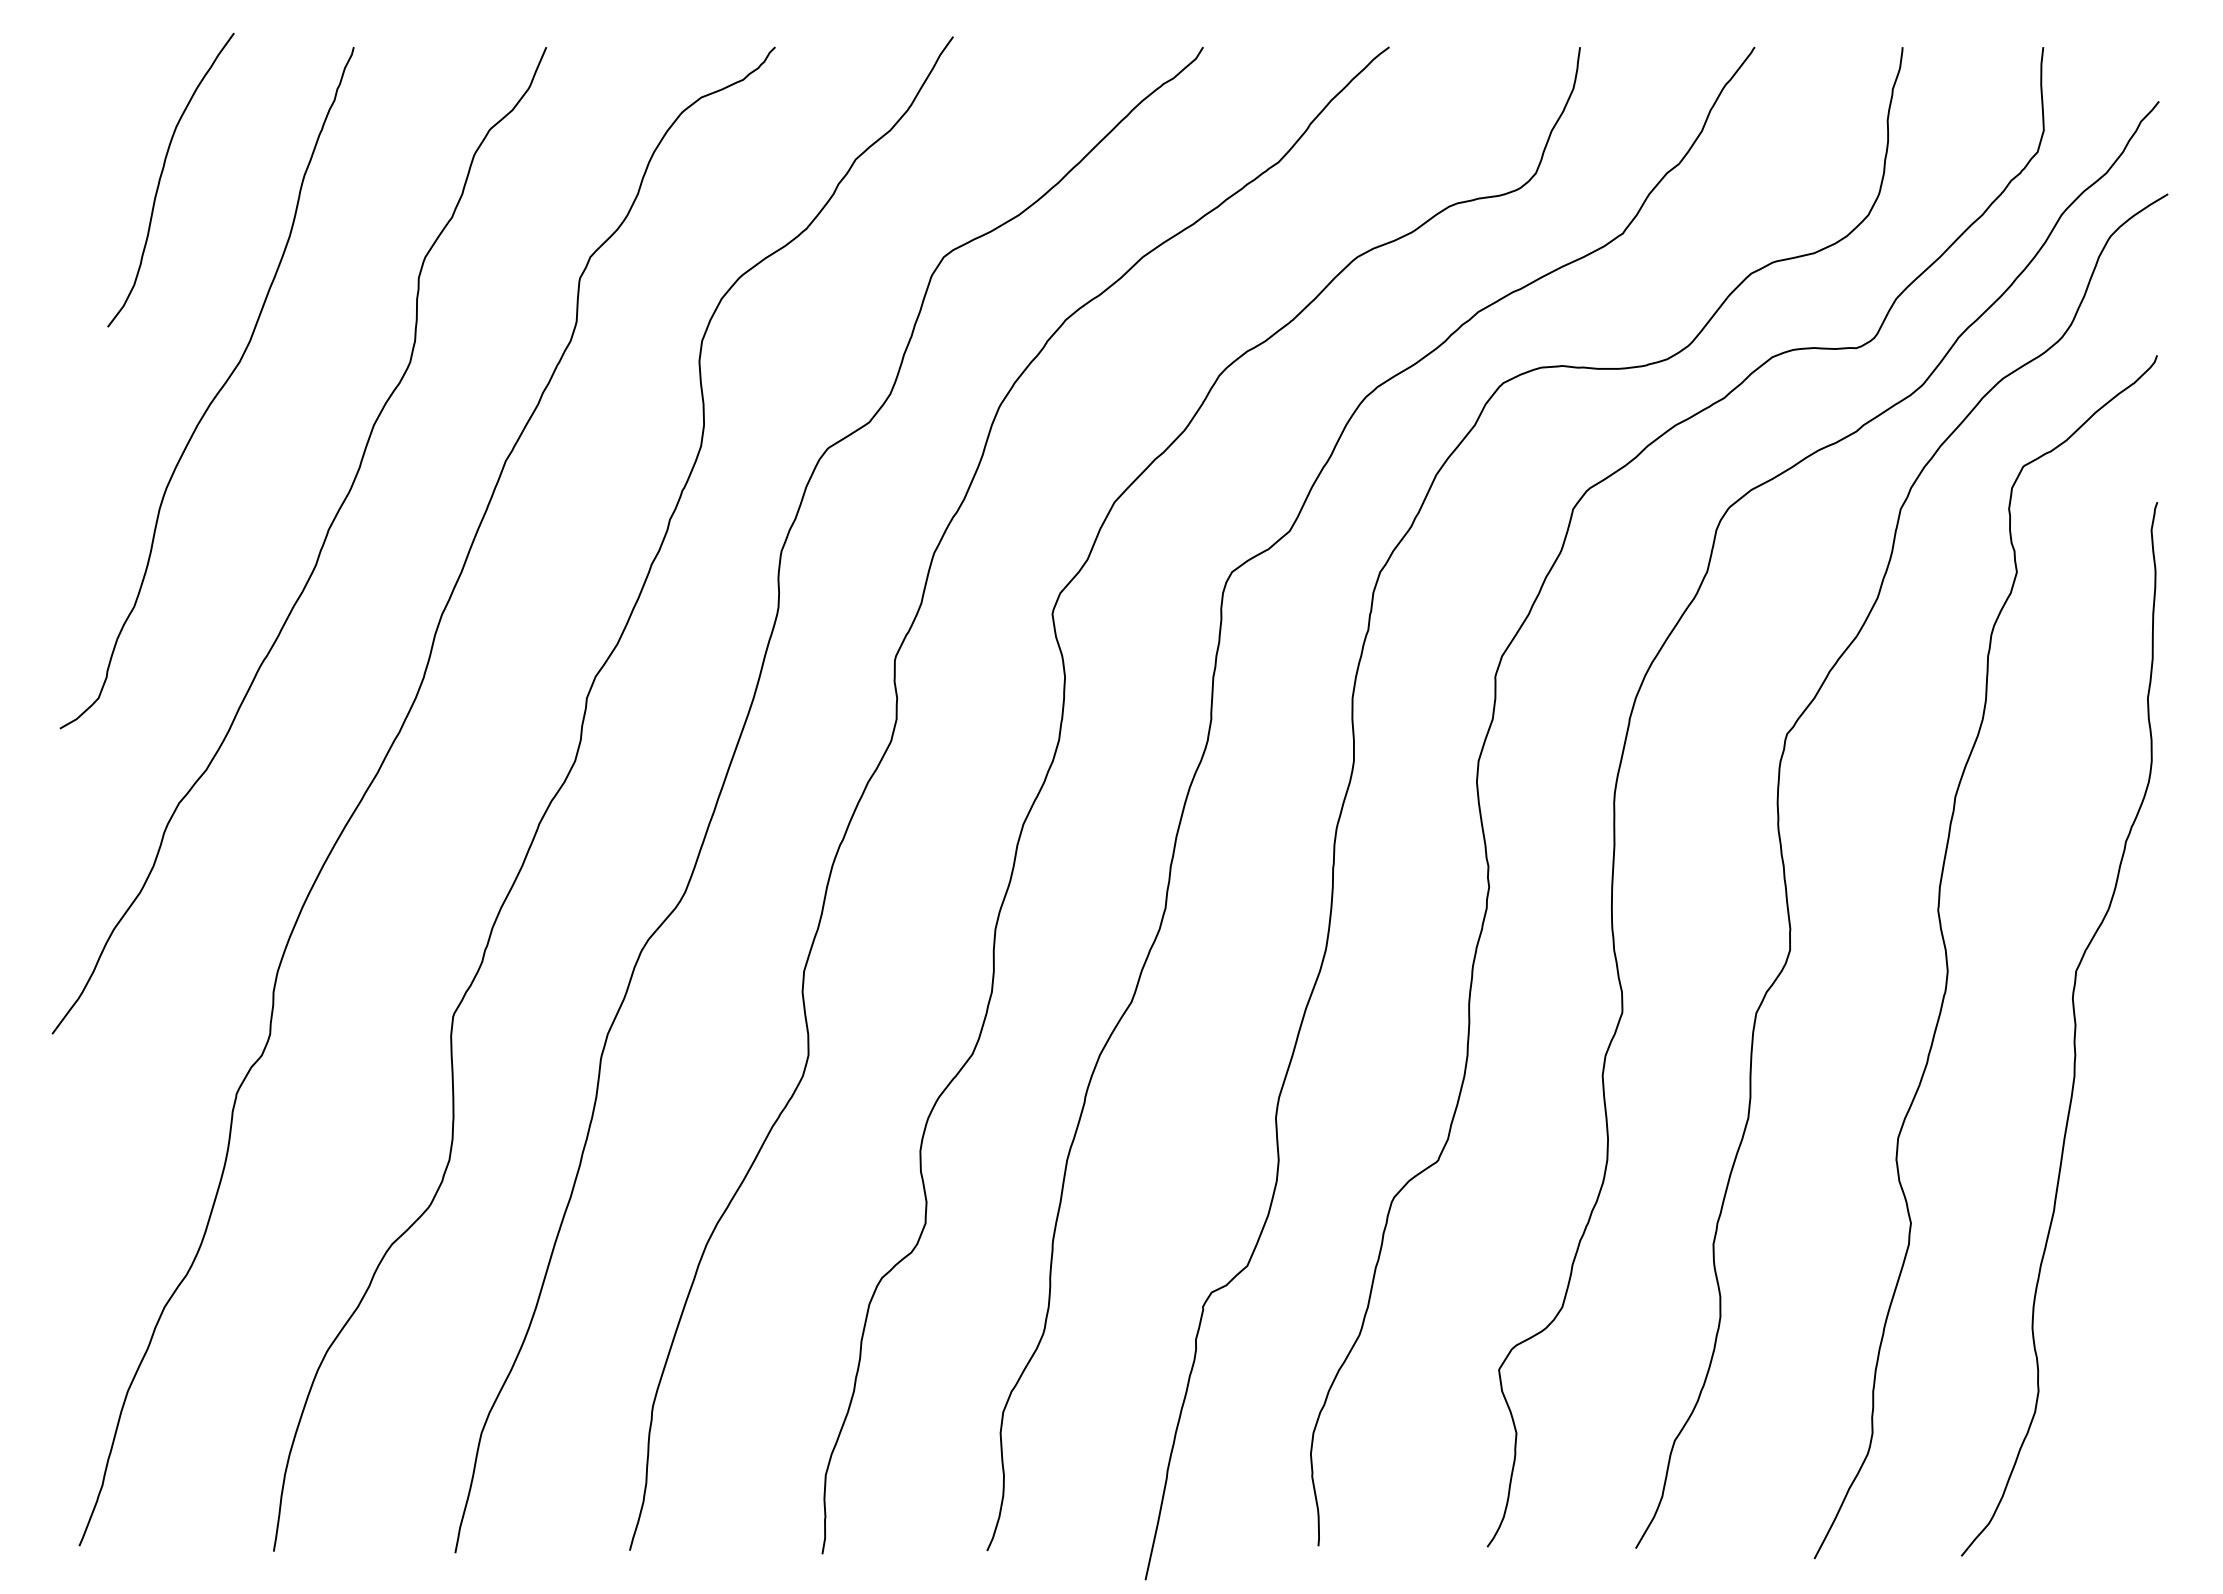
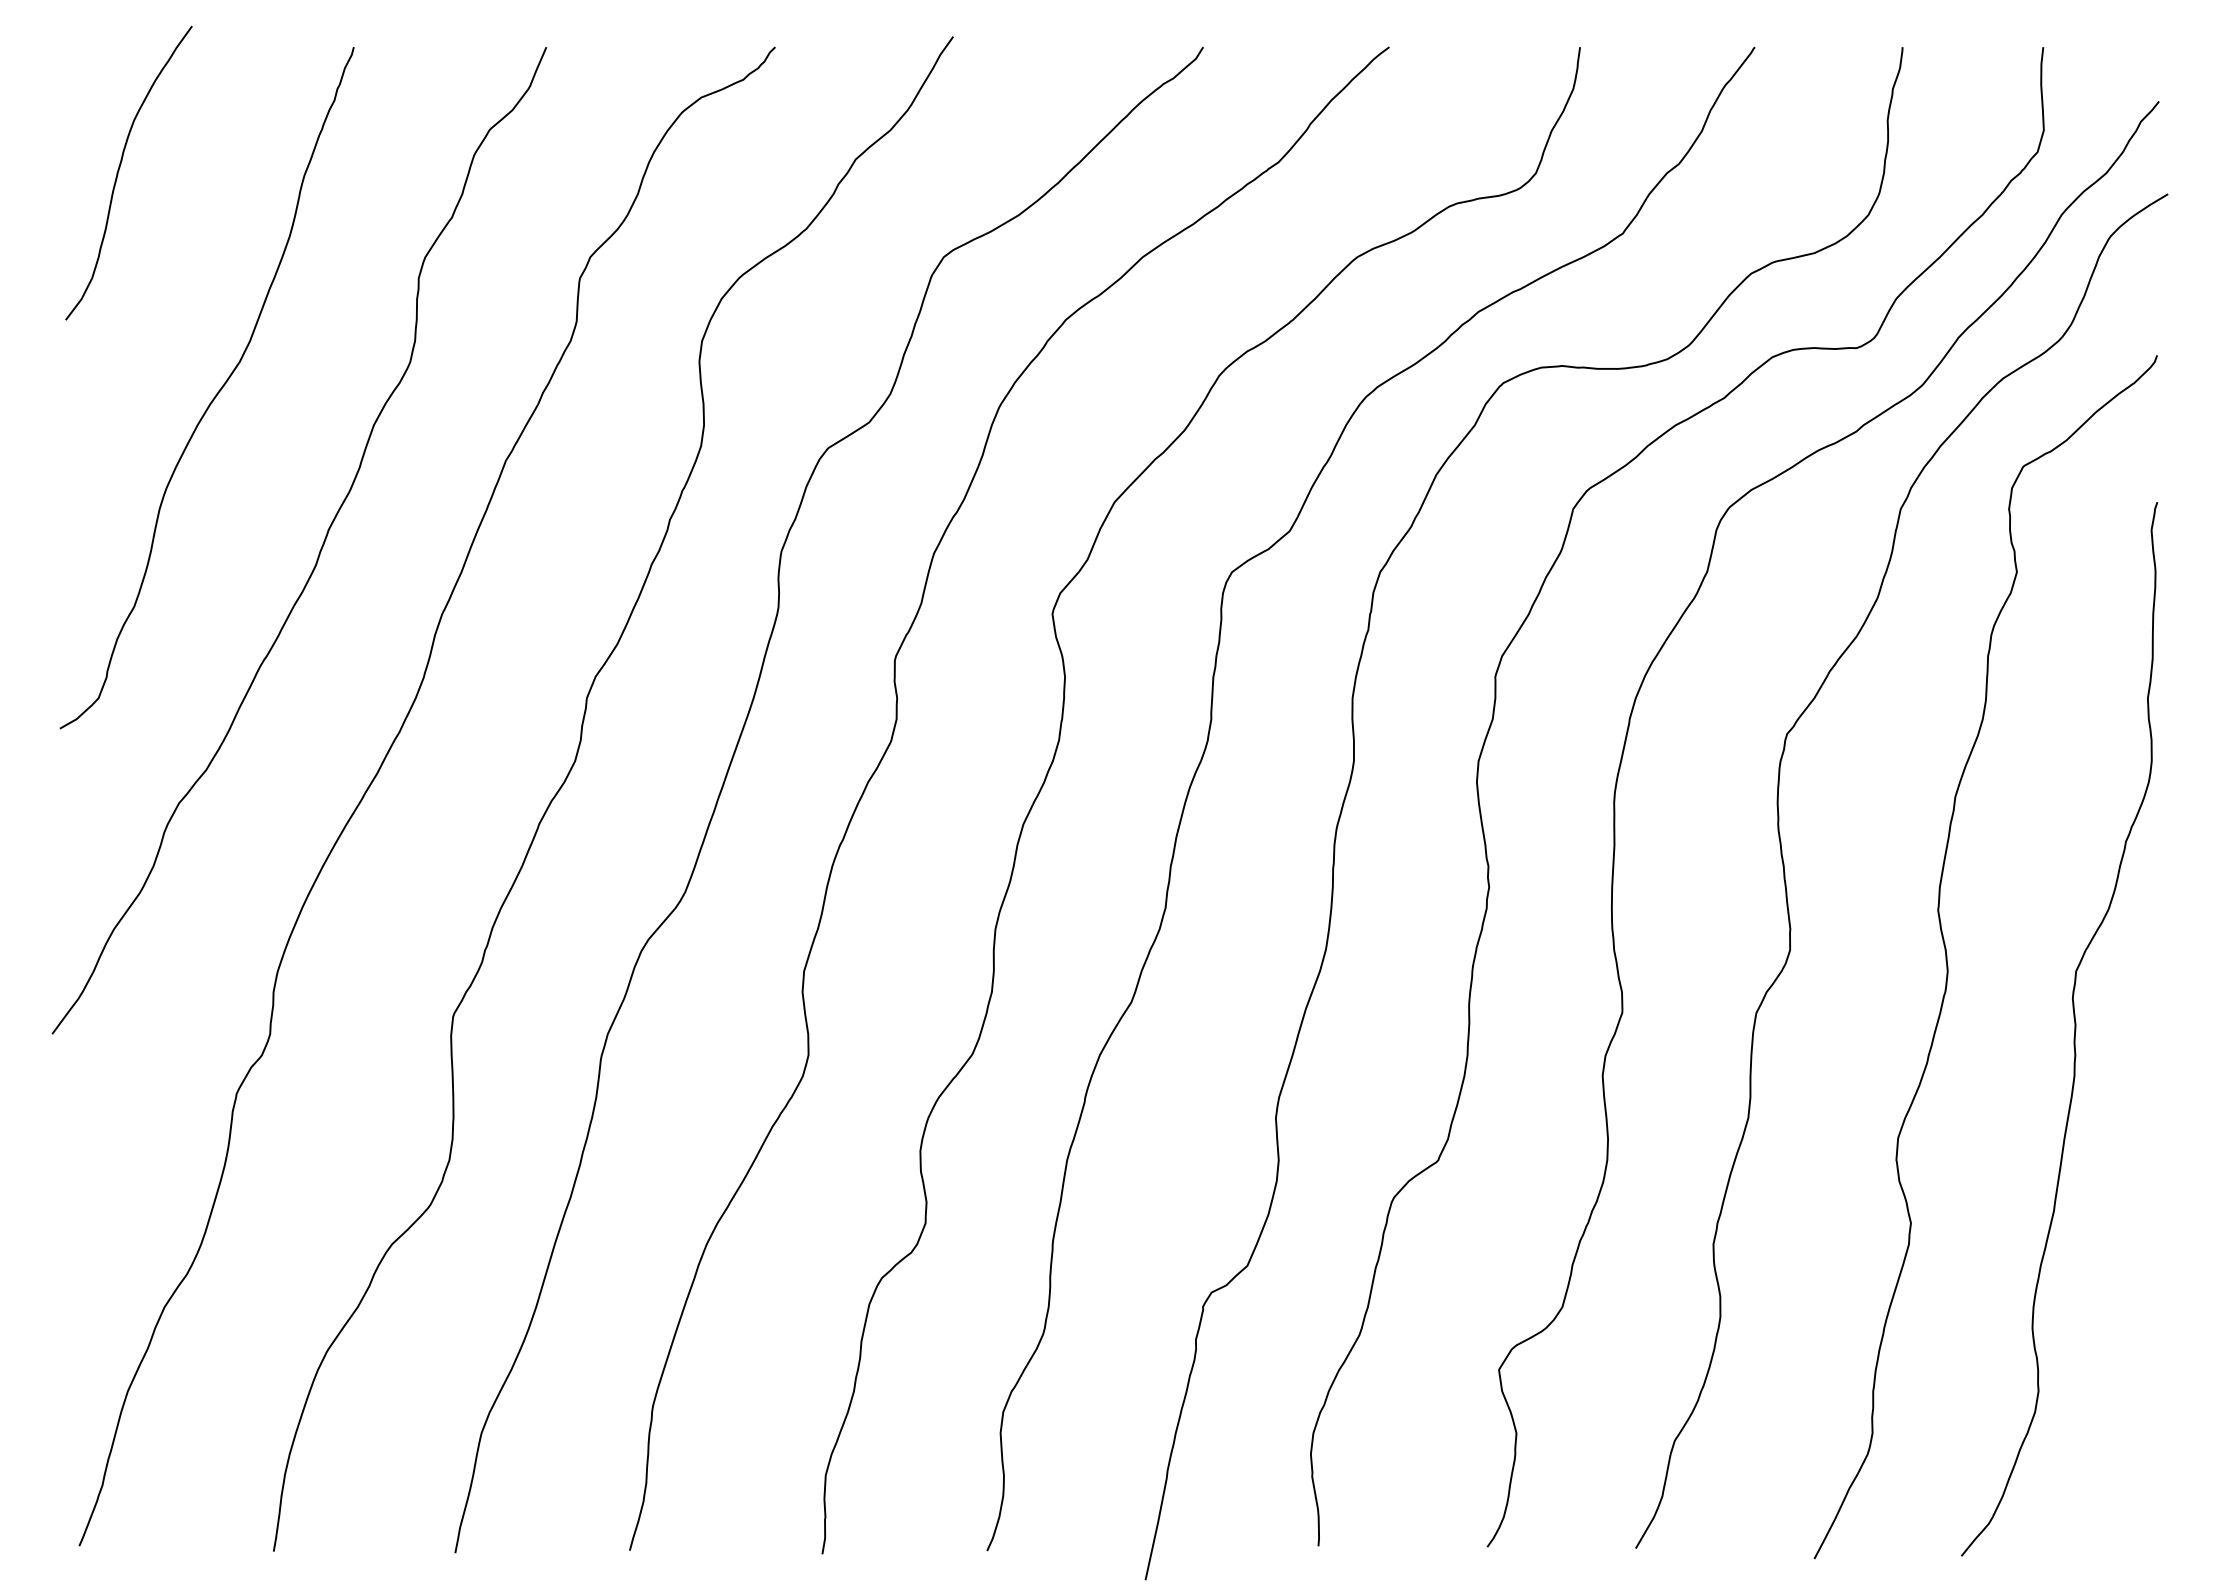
curve position: (161, 178) -> (119, 171) (119, 171)
